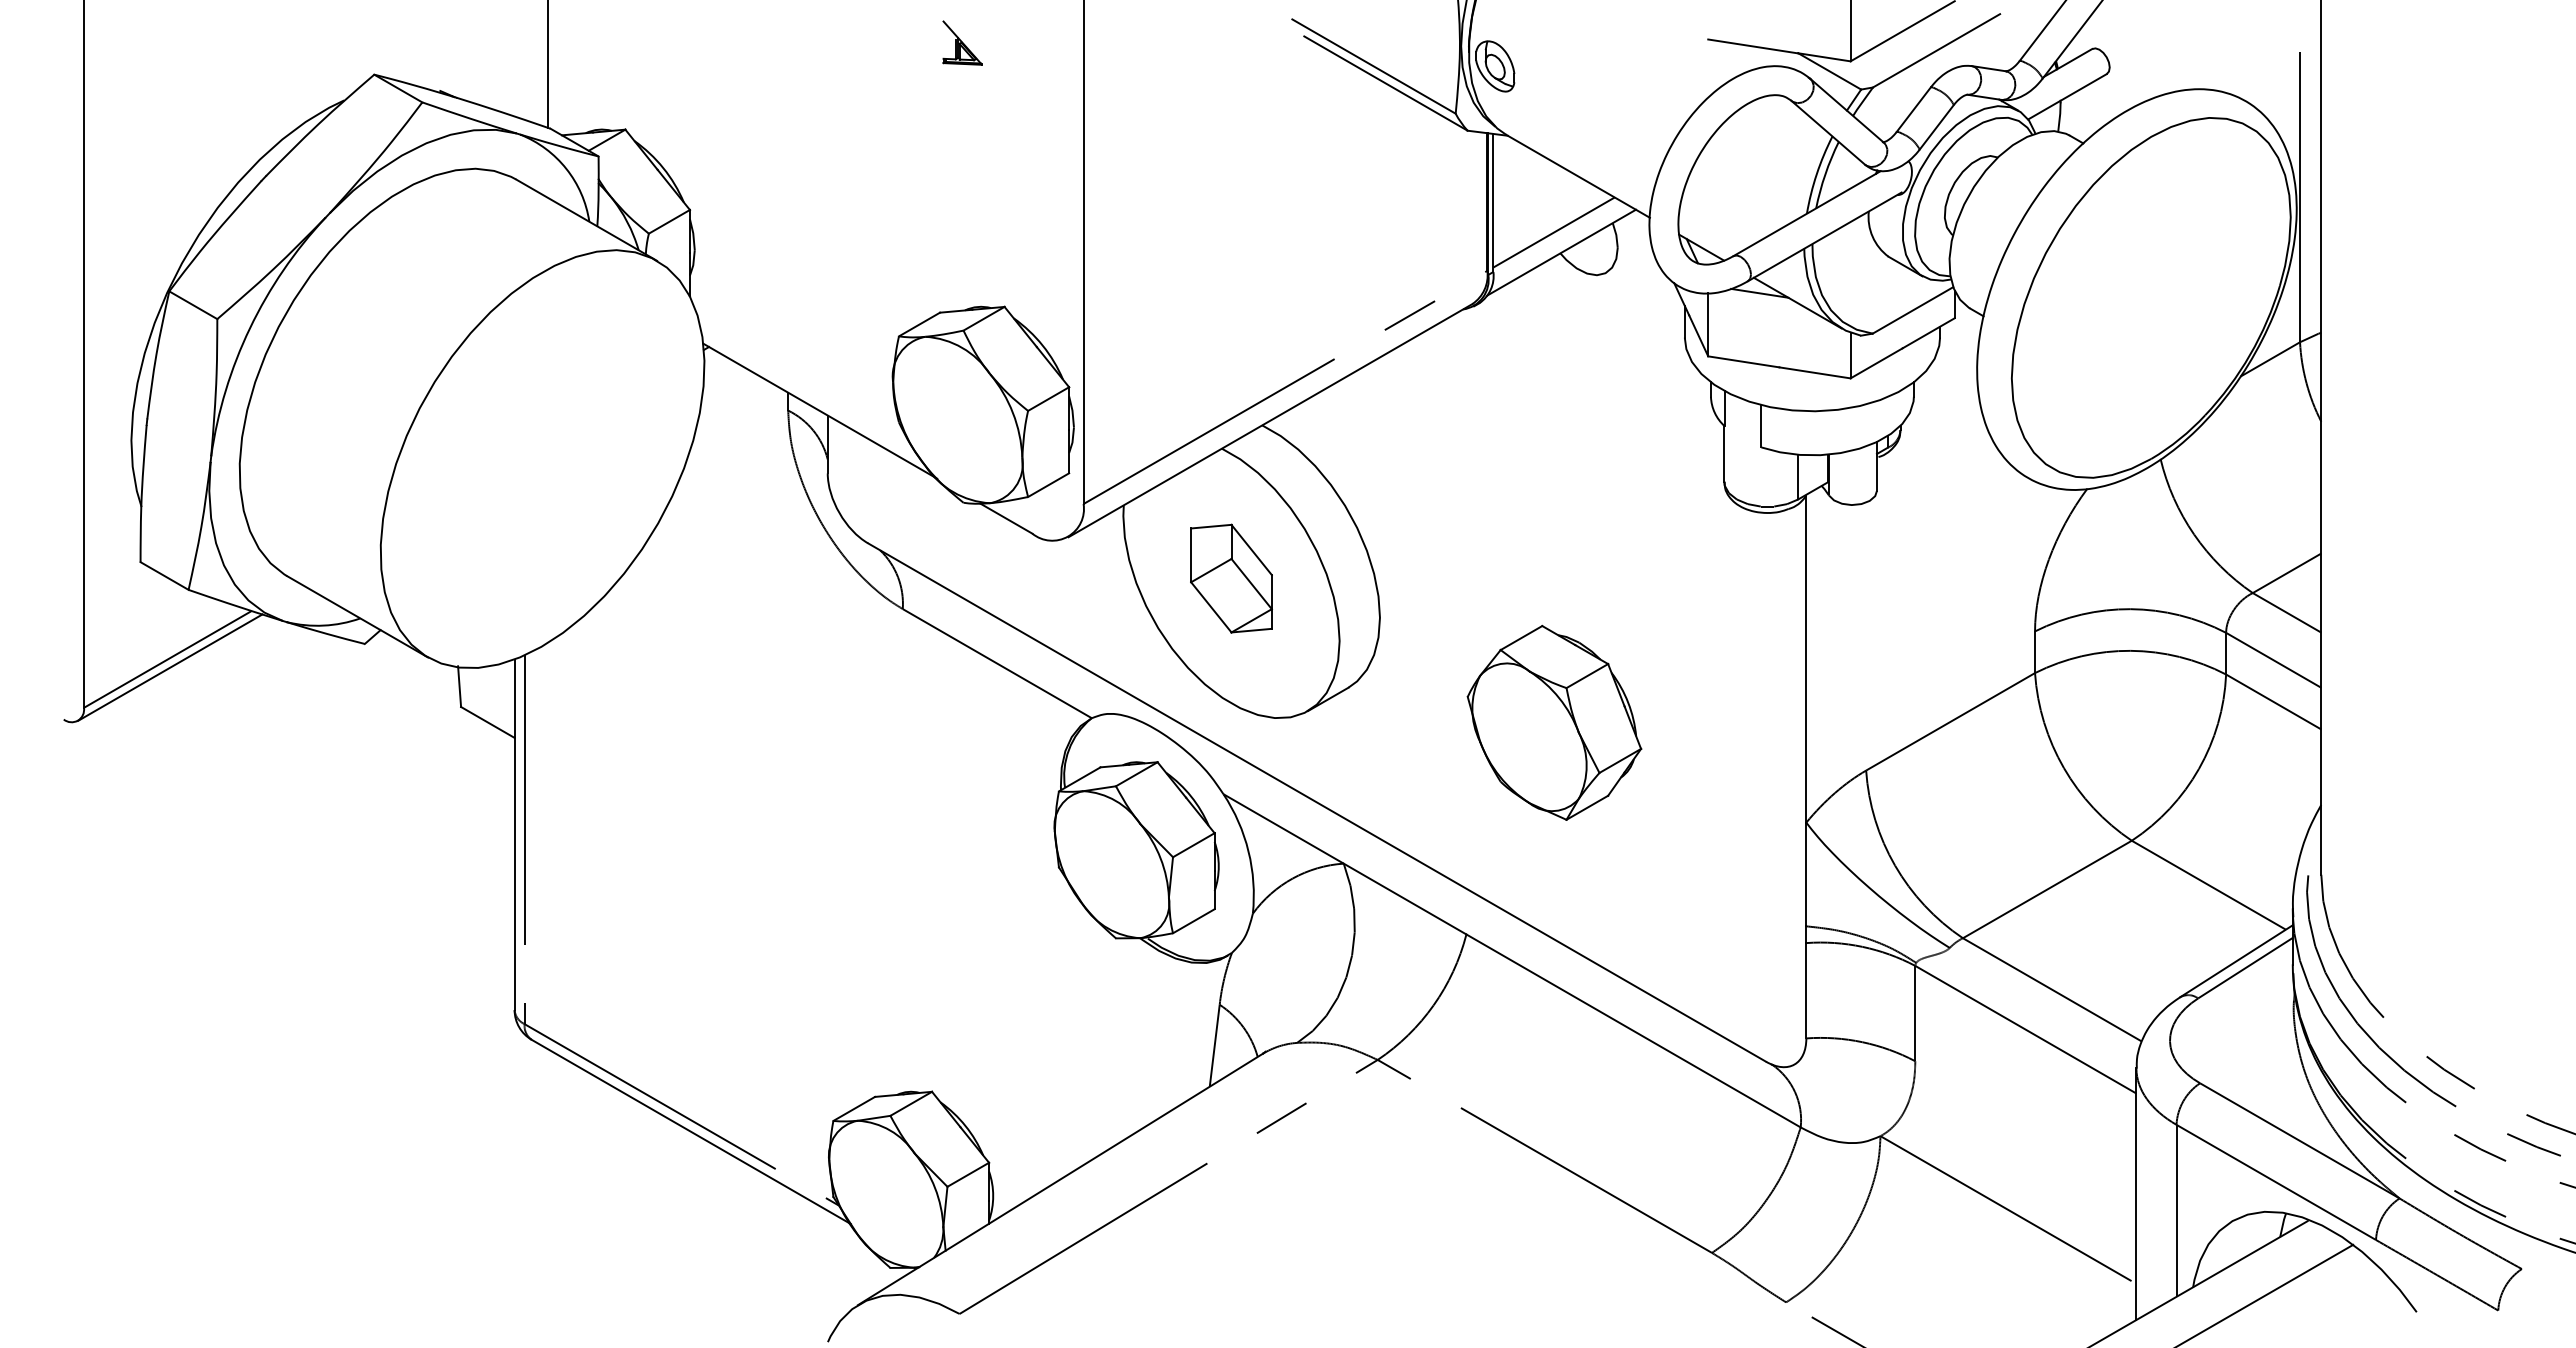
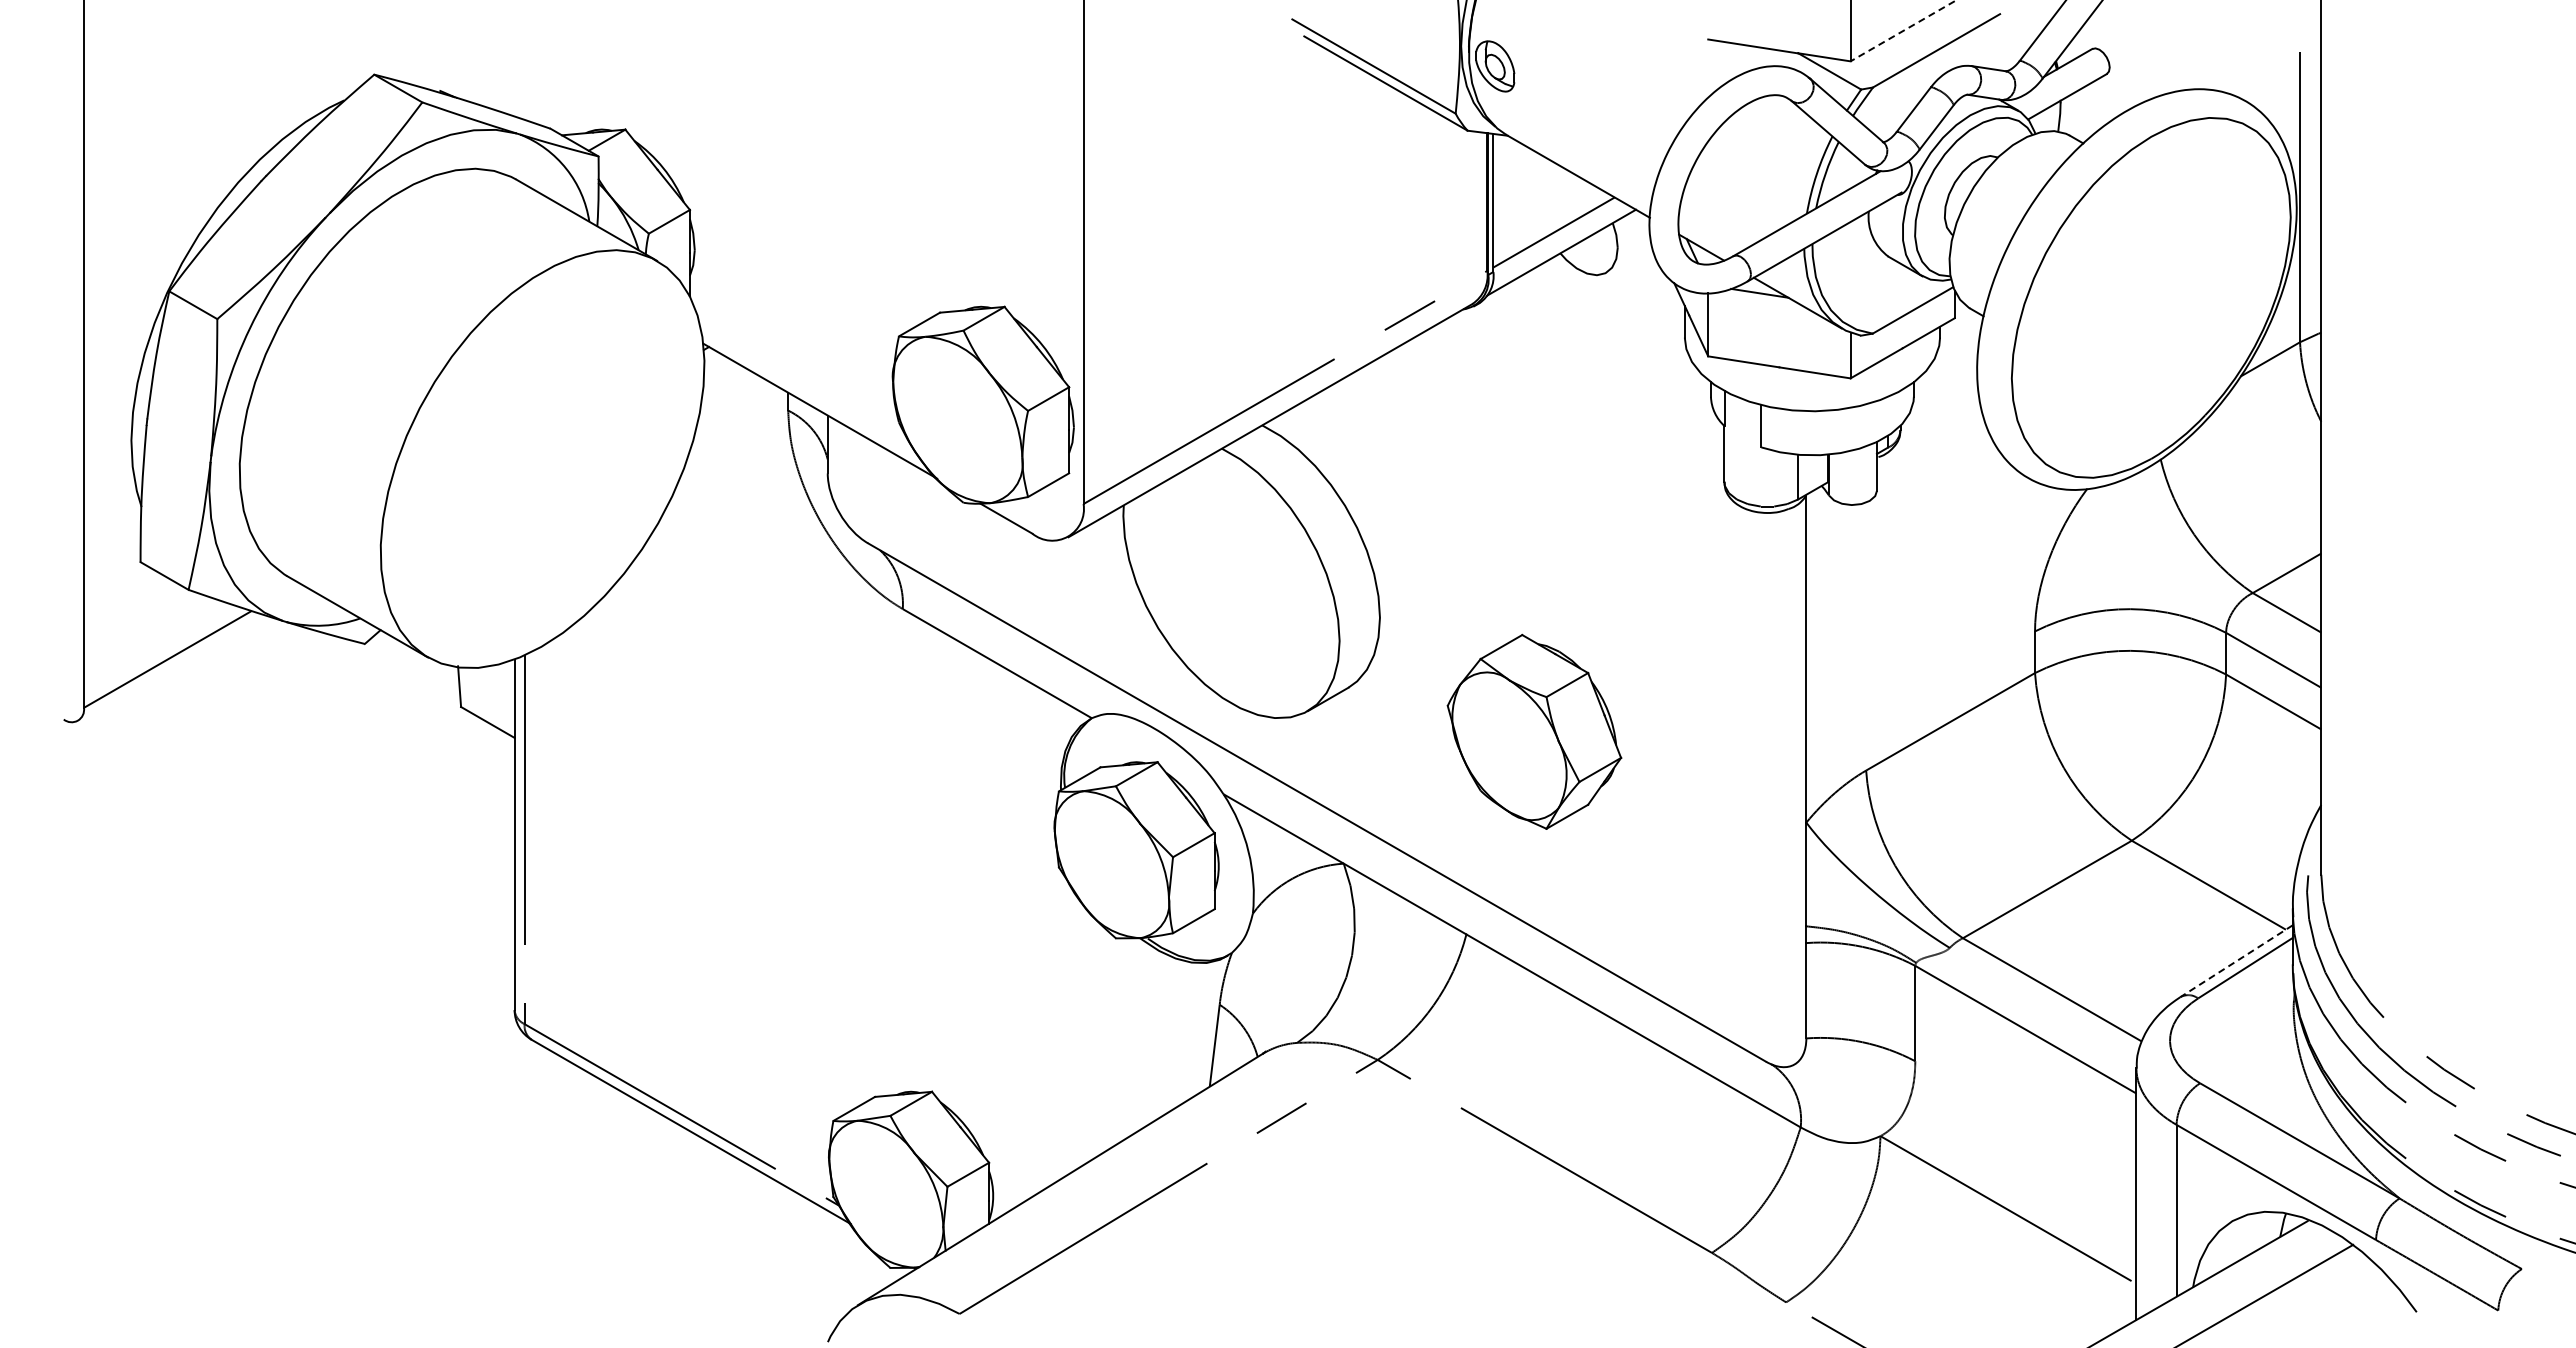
line: solid -> dashed (1902, 31)
part: present -> none (962, 42)
line: present -> none (547, 64)
part: present -> none (1231, 578)
line: present -> none (170, 667)
part position: (1554, 722) -> (1534, 731) (1534, 731)
line: solid -> dashed (2236, 961)
